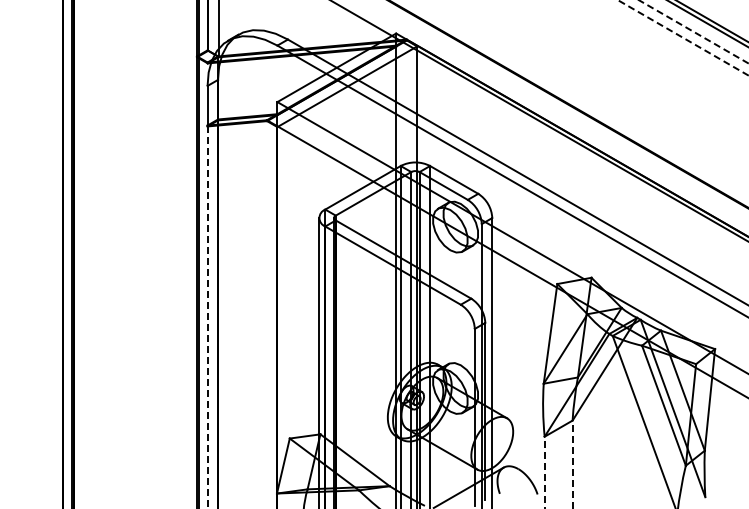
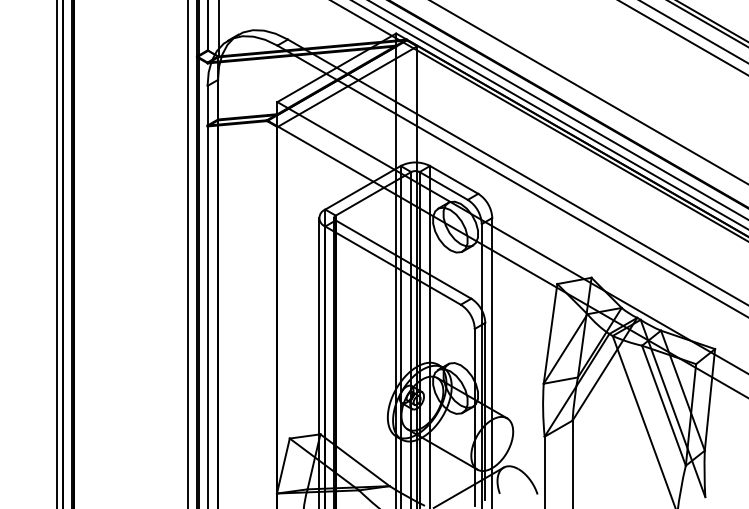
line: dashed -> solid (693, 31)
line: dashed -> solid (683, 38)
line: none -> present (589, 92)
line: none -> present (558, 110)
line: none -> present (549, 115)
line: none -> present (57, 253)
line: none -> present (188, 253)
line: dashed -> solid (207, 317)
line: dashed -> solid (572, 464)
line: dashed -> solid (544, 472)
